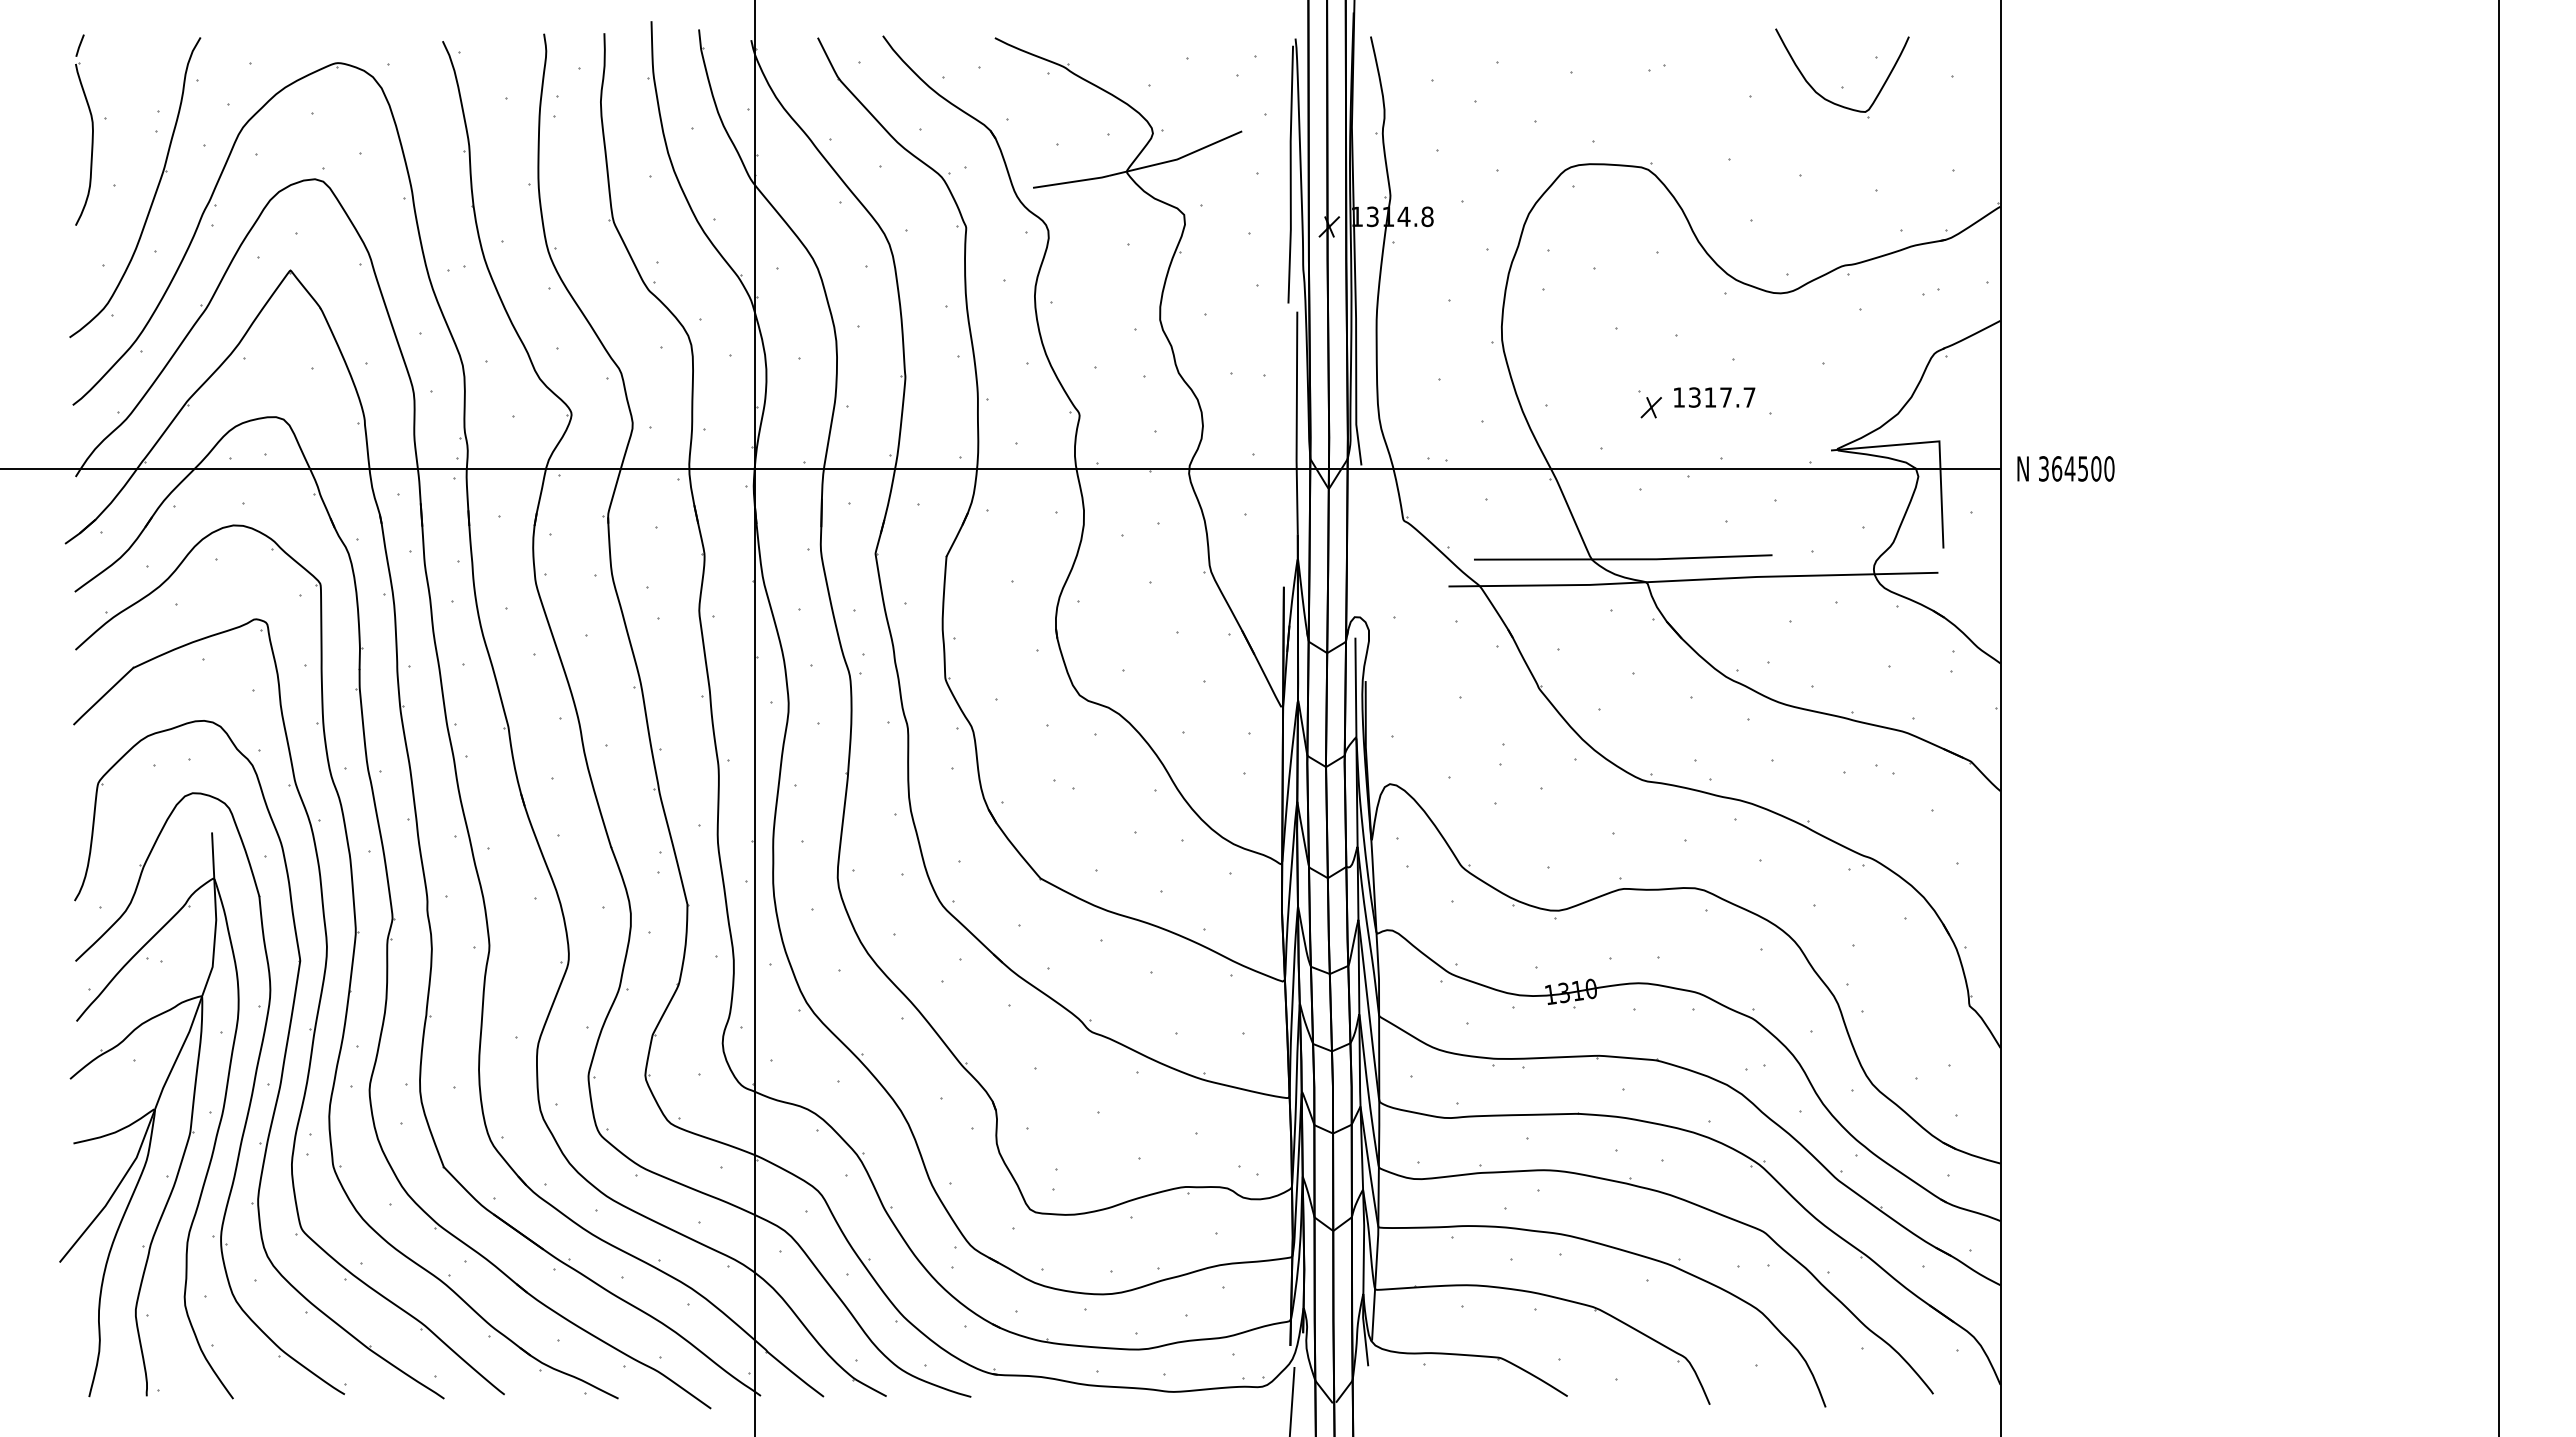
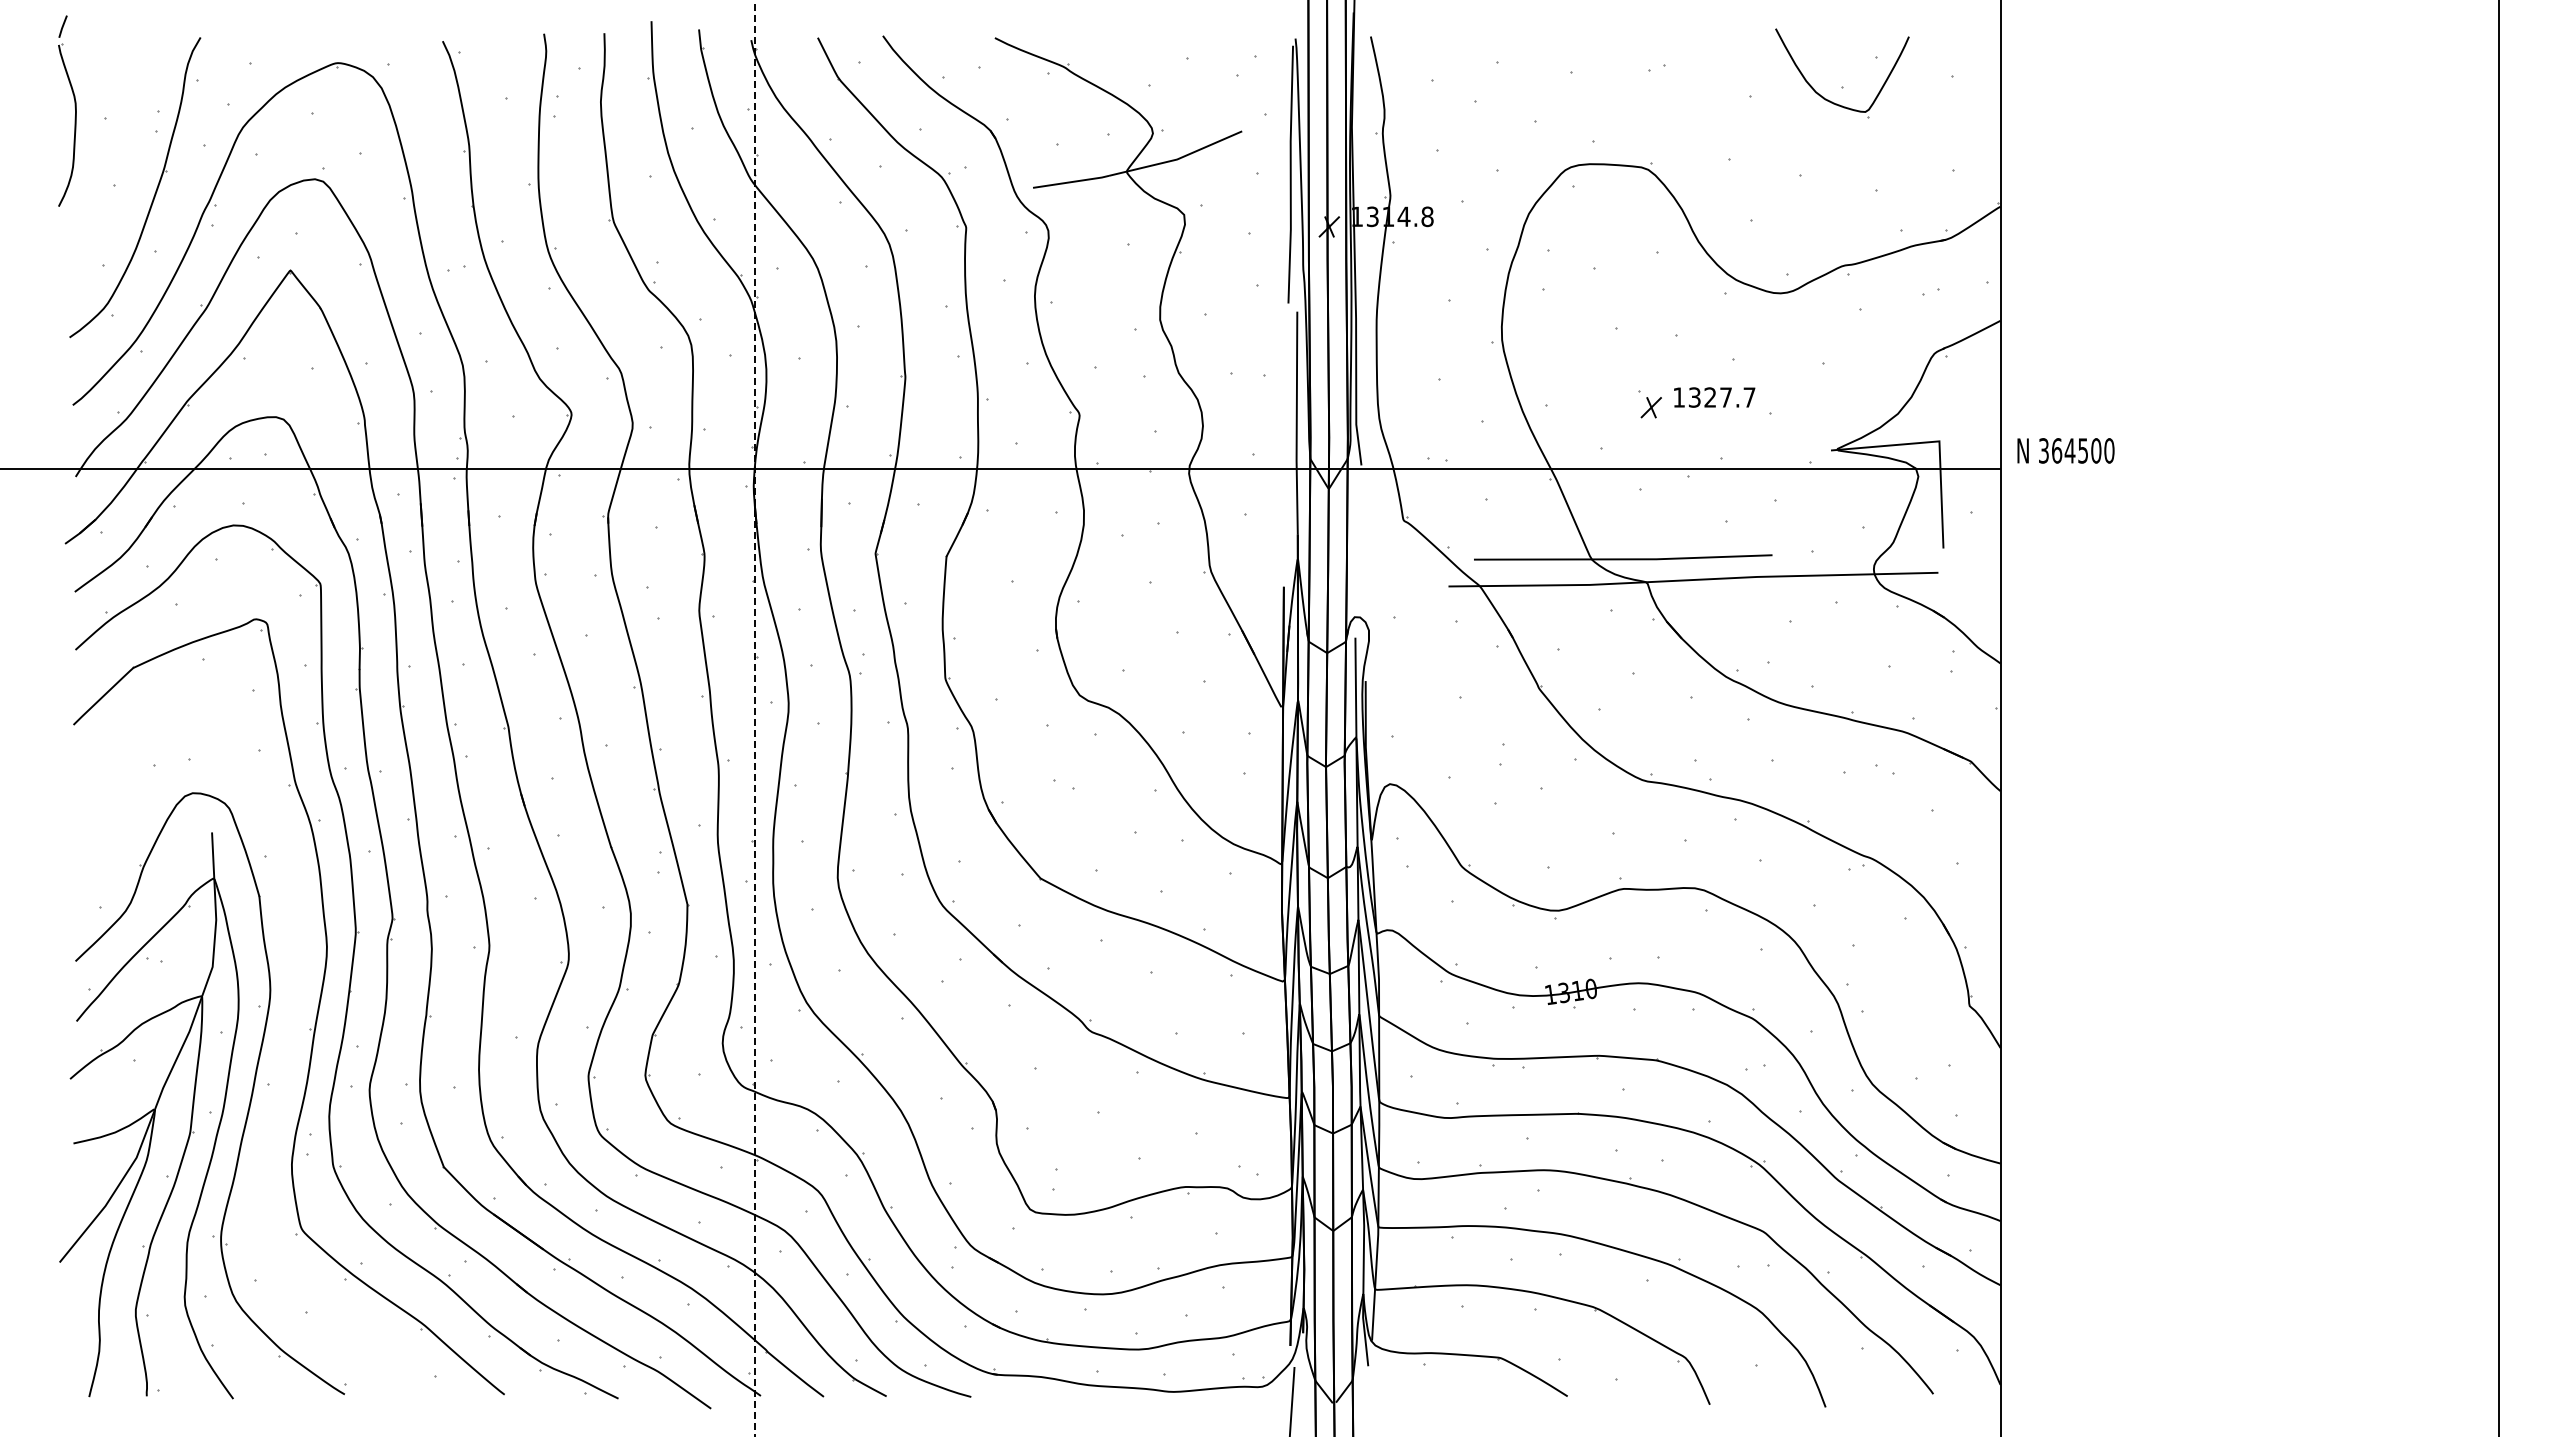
part position: (91, 126) -> (74, 107) (74, 107)
text: 1317.7 -> 1327.7 (1709, 397)
text position: (2065, 468) -> (2065, 450) (2065, 450)
line: solid -> dashed (755, 719)
part: present -> none (282, 1063)
